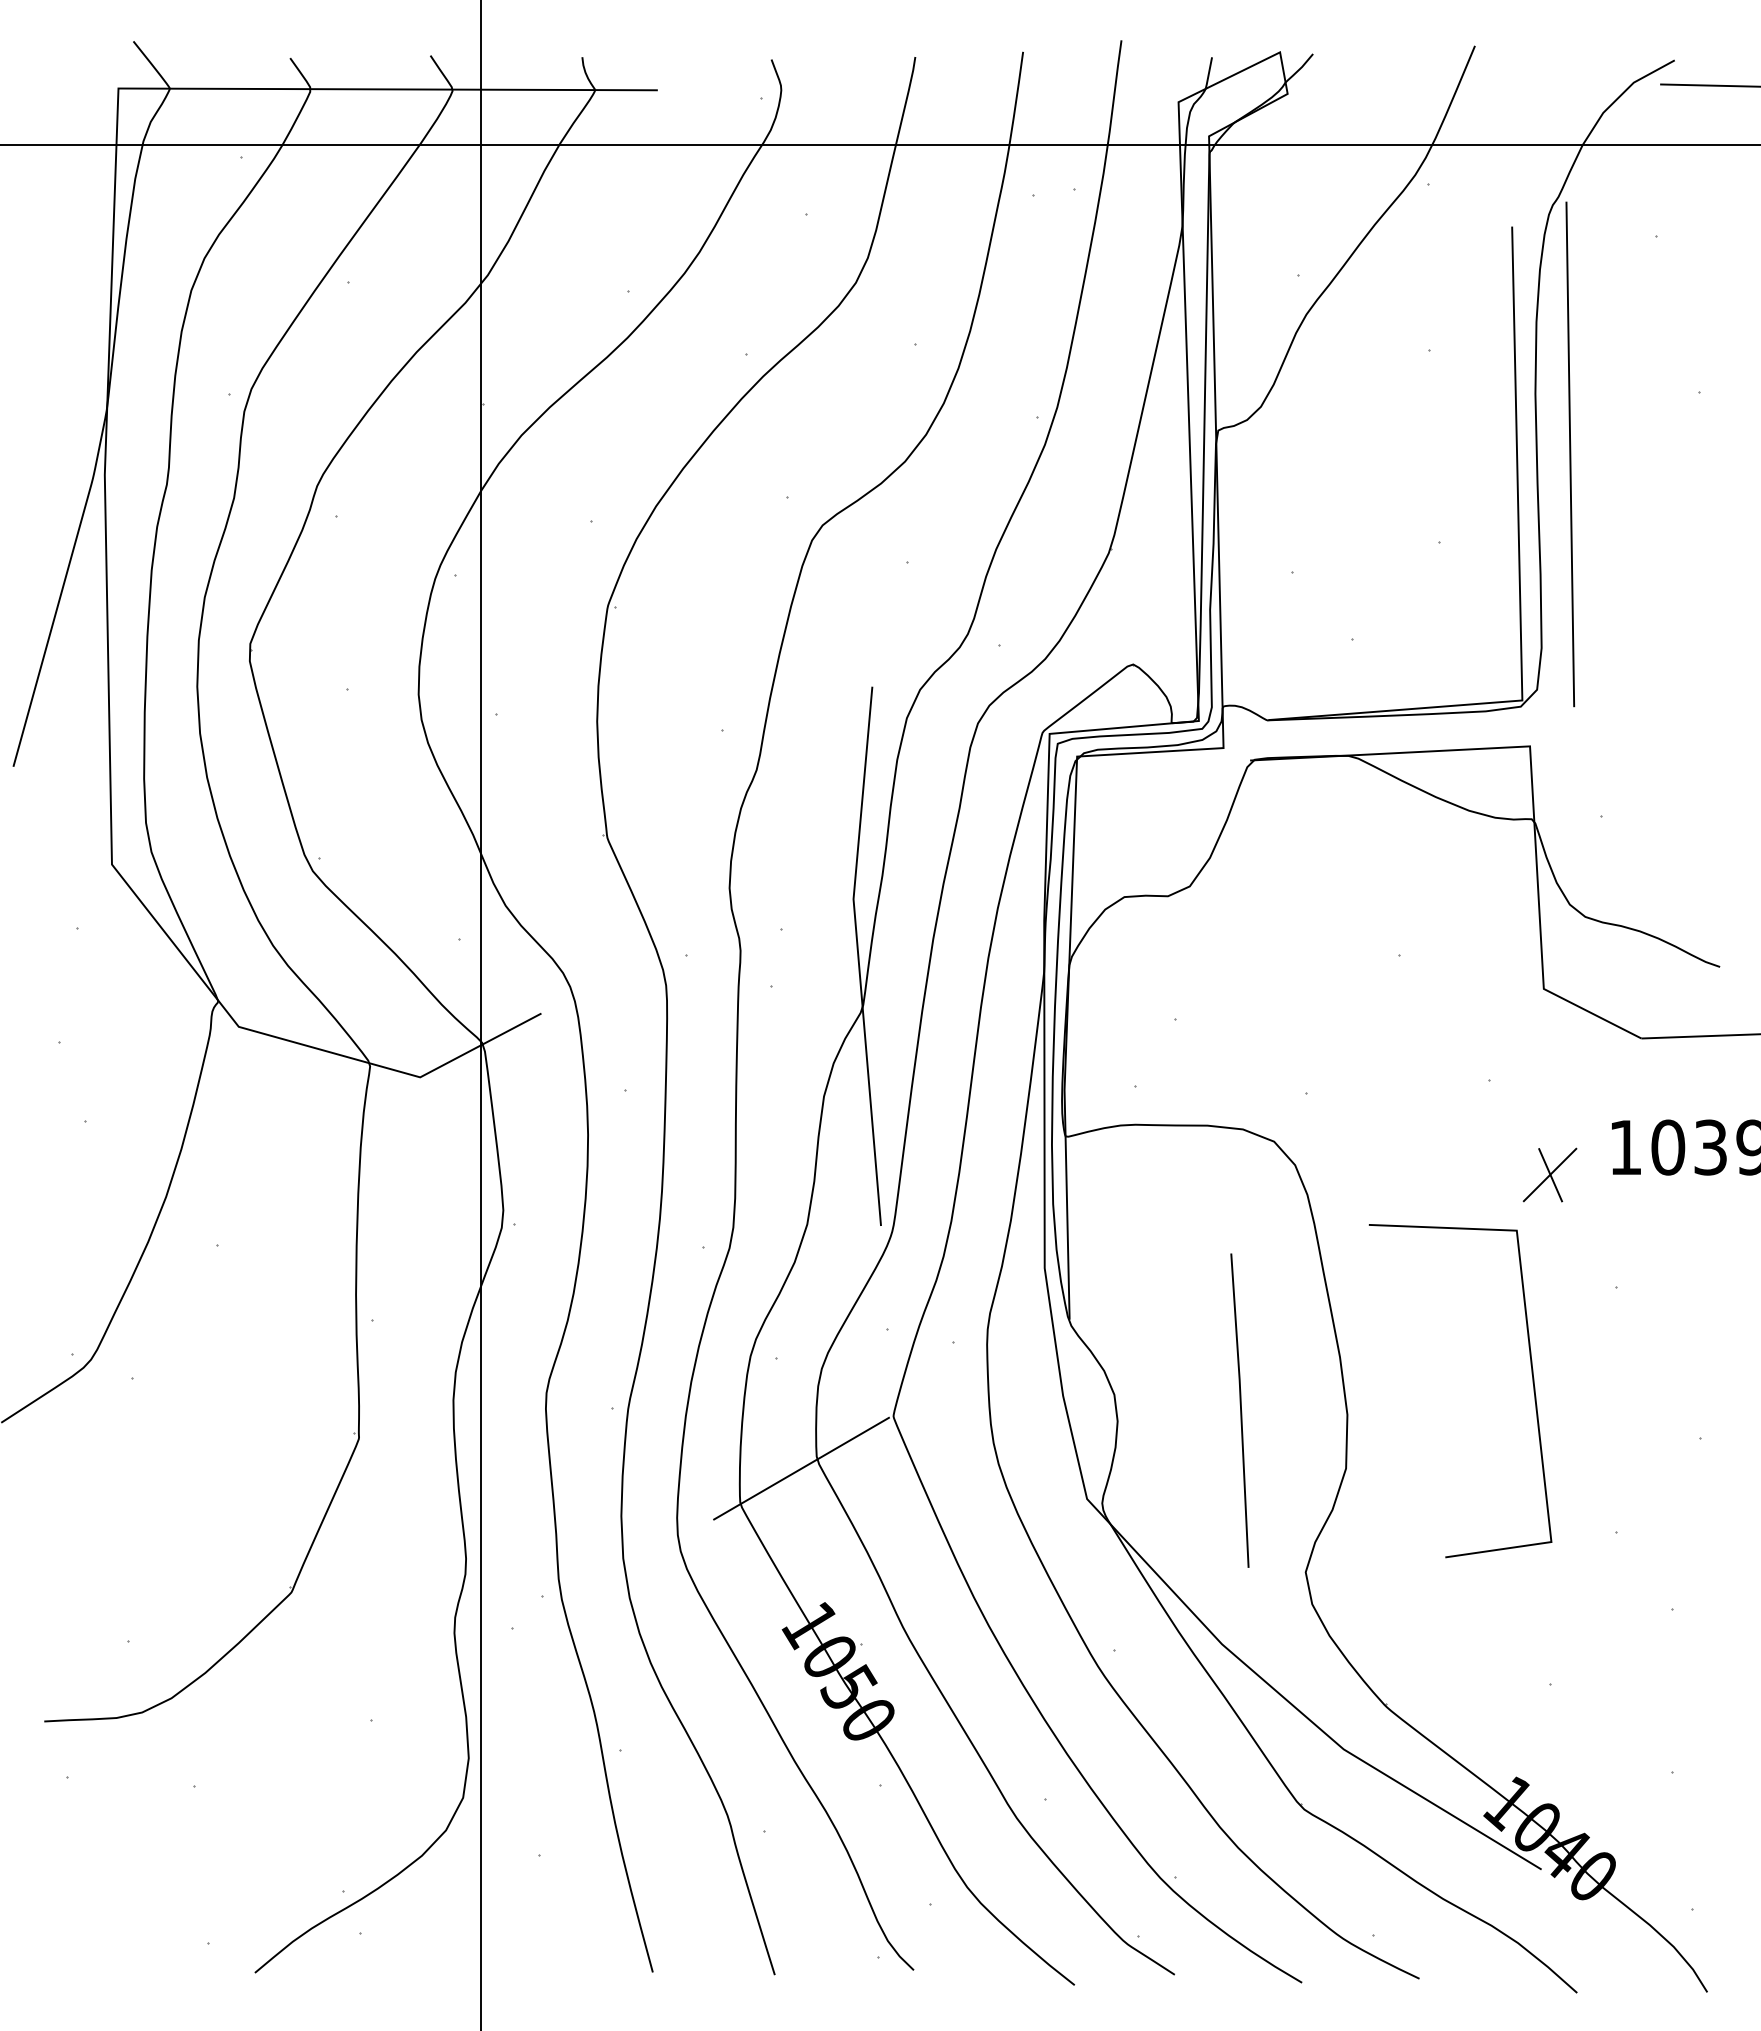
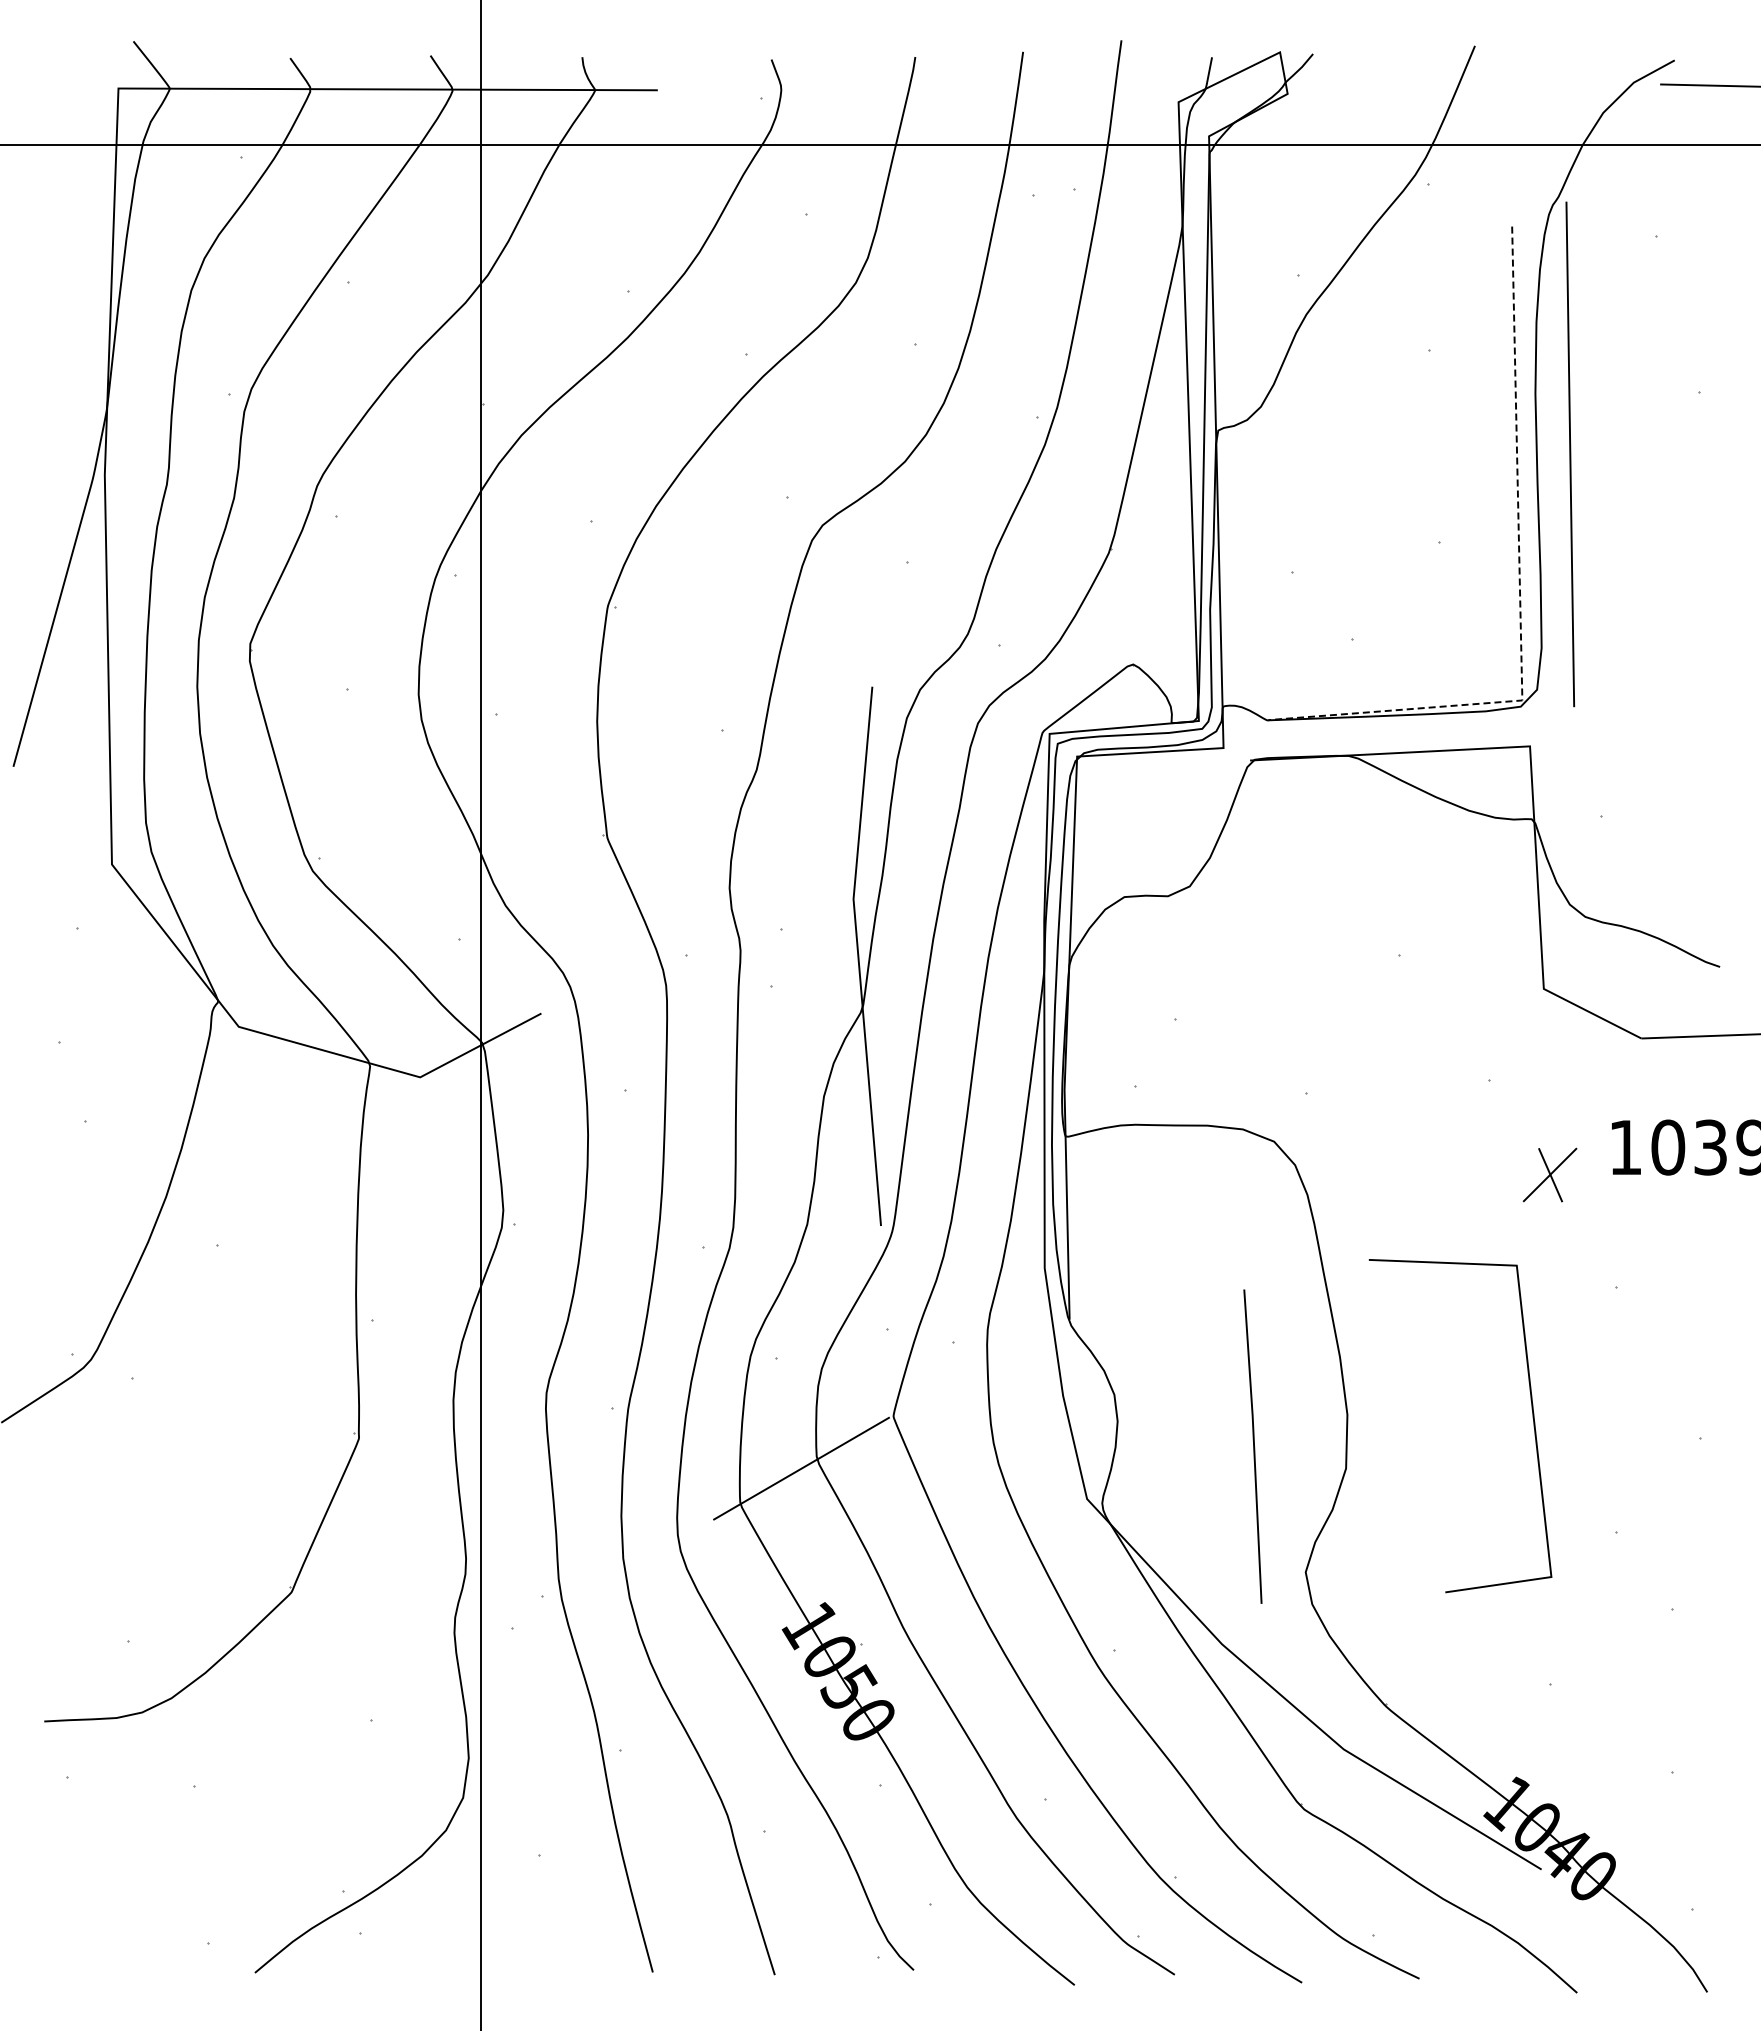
line: solid -> dashed (1520, 591)
line position: (1532, 1383) -> (1532, 1418) (1532, 1418)
line position: (1240, 1410) -> (1253, 1446) (1253, 1446)
